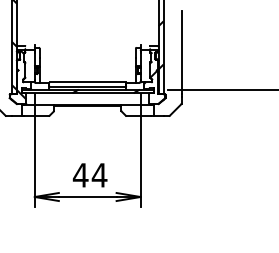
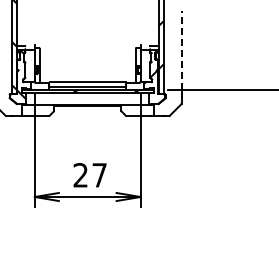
line: solid -> dashed (181, 50)
text: 44 -> 27 (89, 175)
